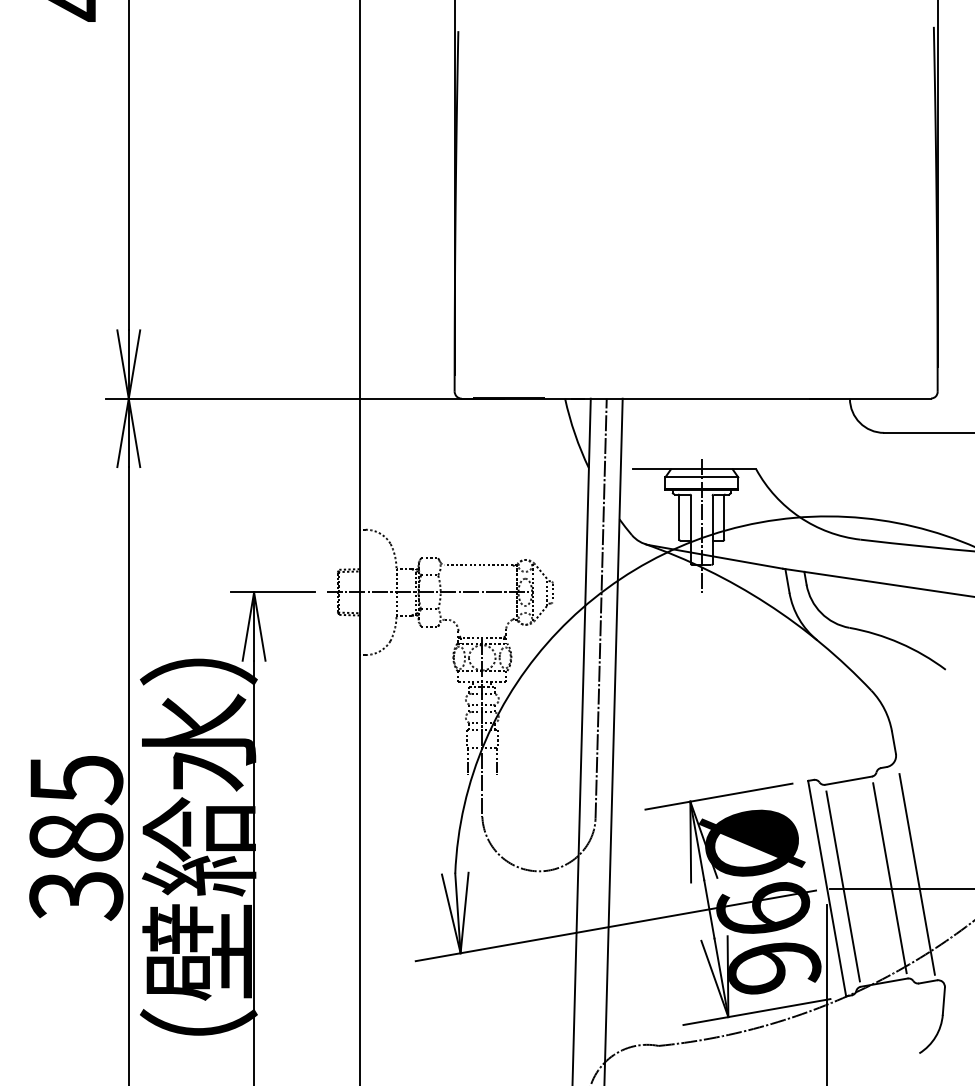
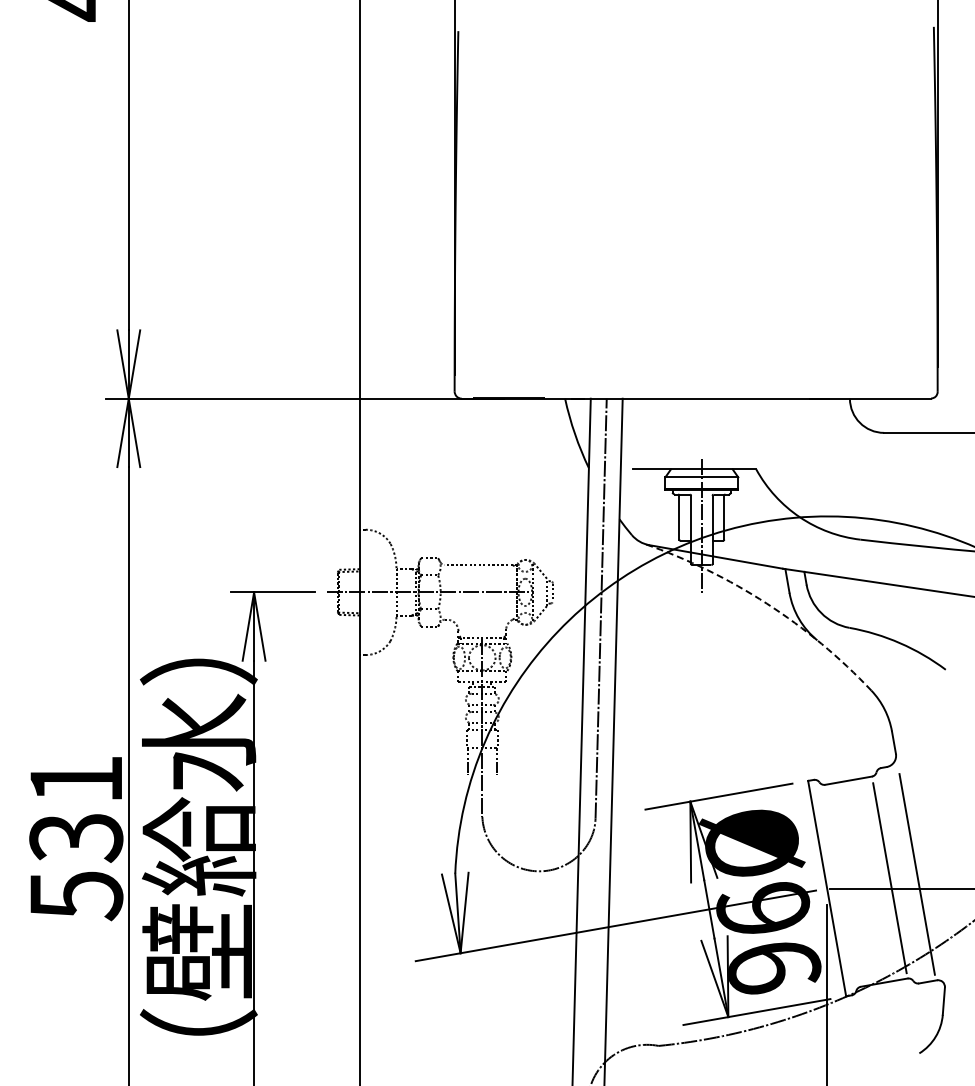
arc: solid -> dashed (766, 603)
text: 385 -> 531 (76, 838)
line: present -> none (842, 886)
